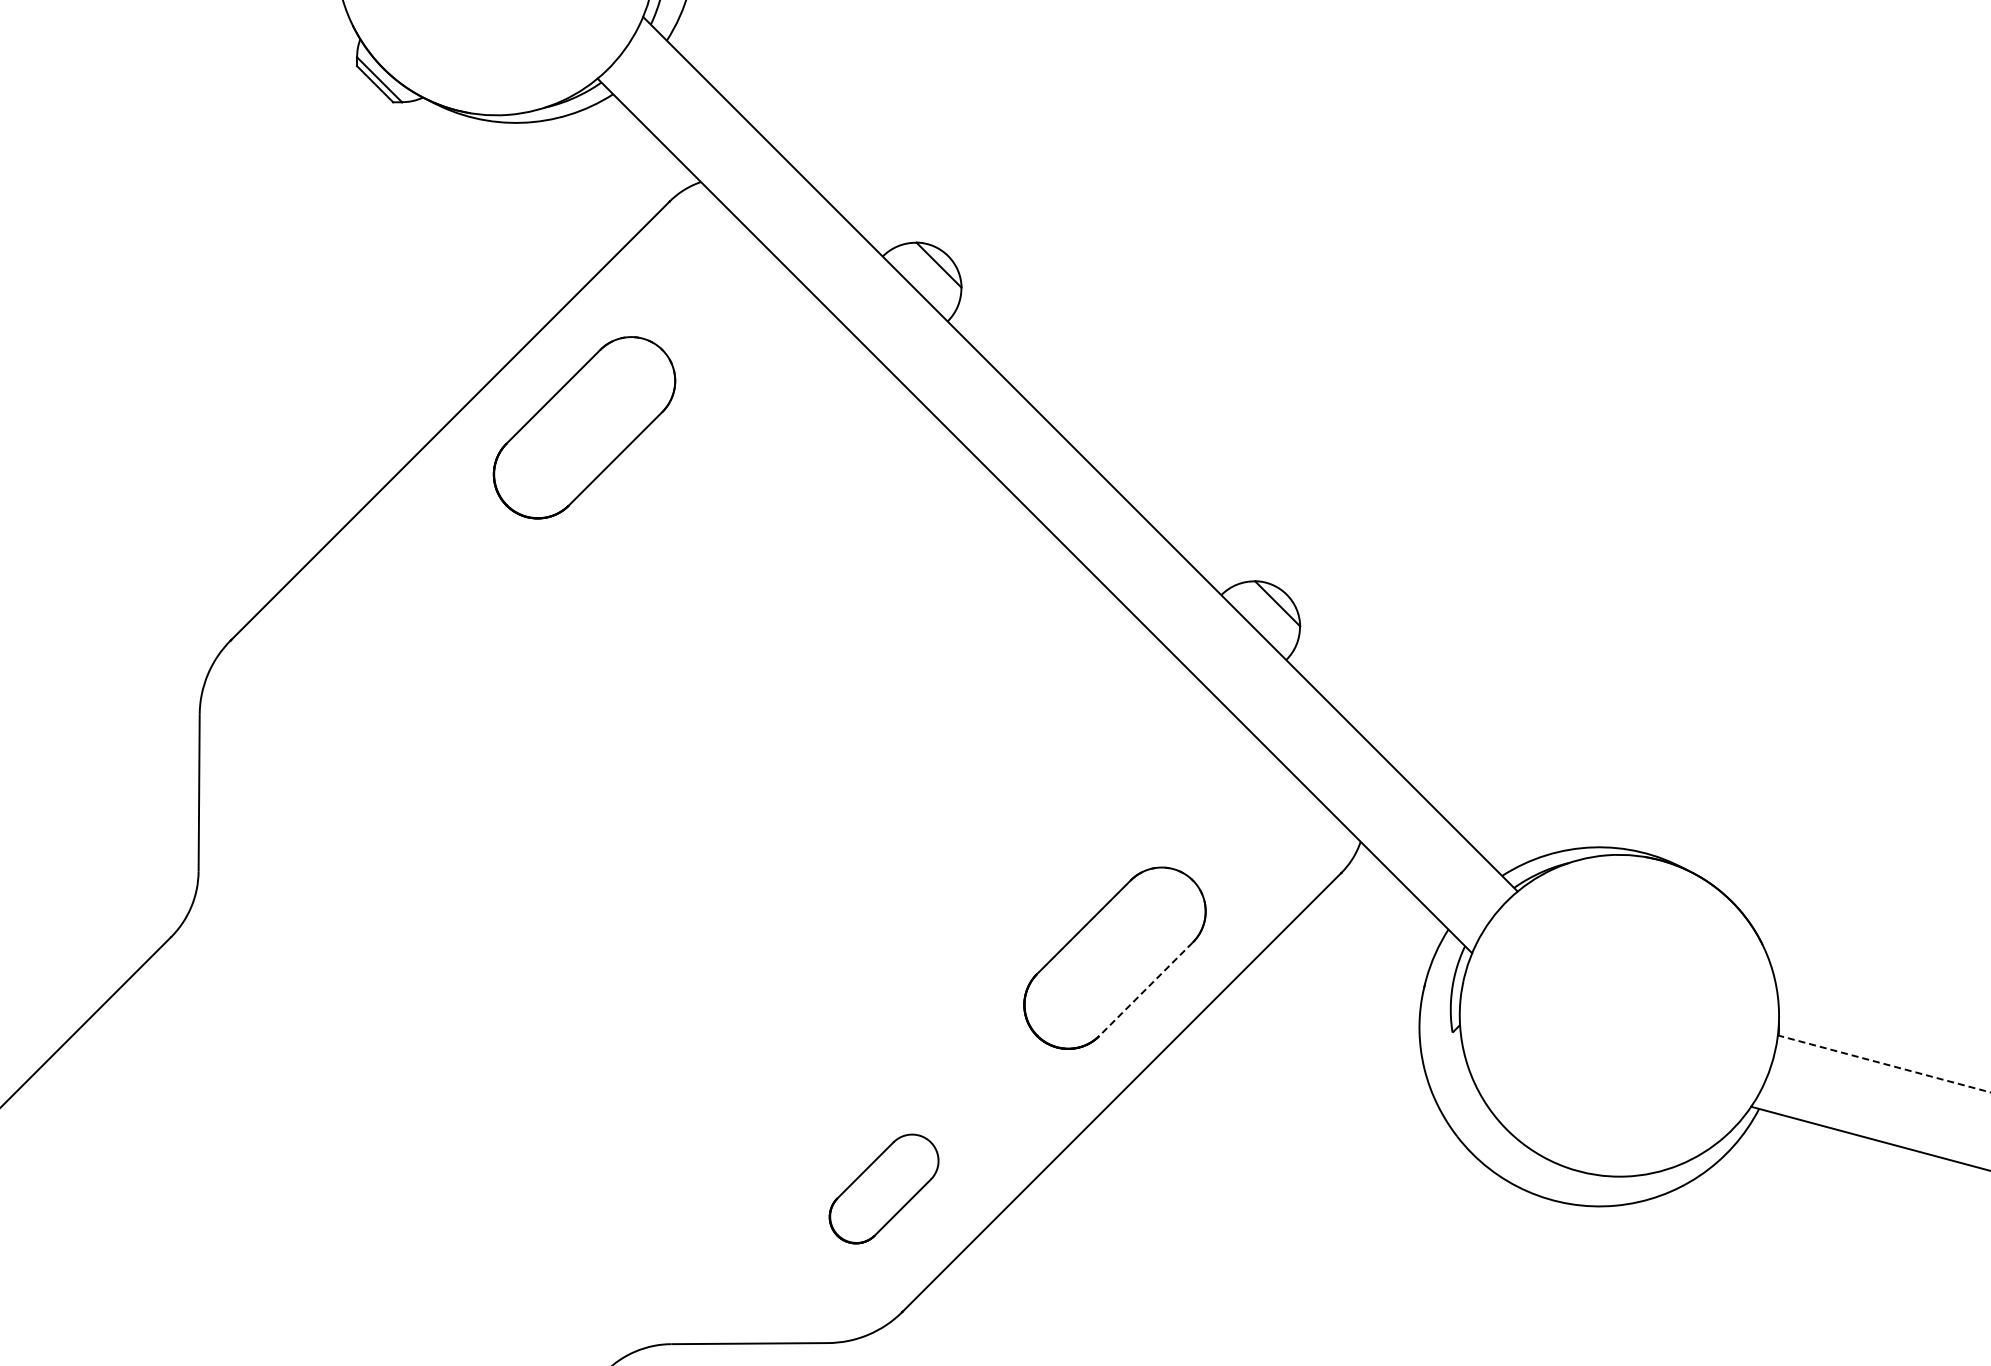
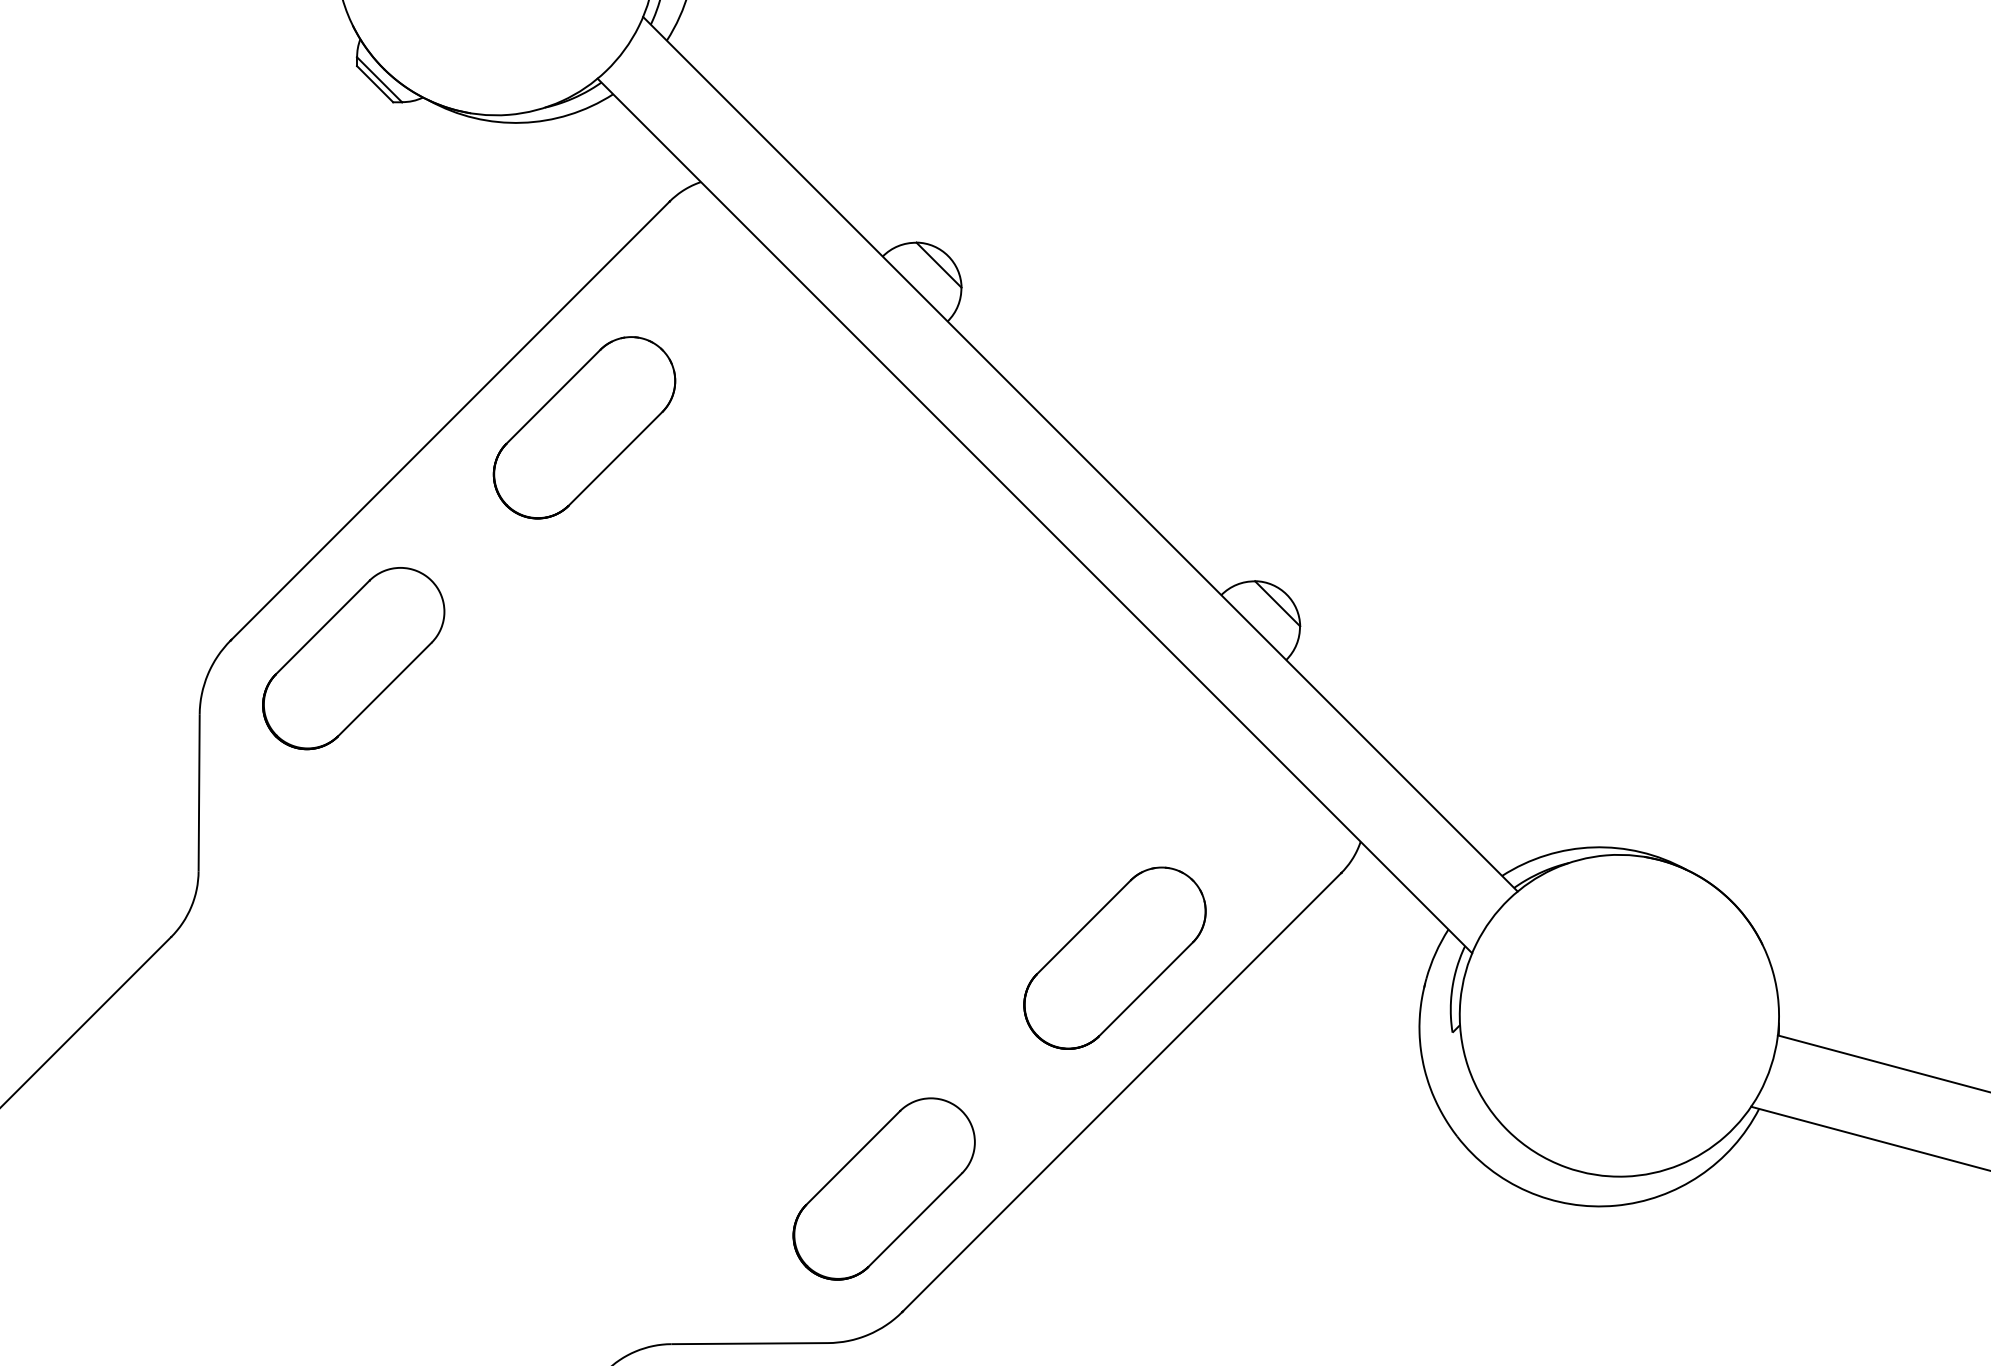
part: none -> present (353, 658)
line: dashed -> solid (1145, 989)
line: dashed -> solid (1884, 1063)
part size: 112x112 px -> 184x184 px (883, 1188)
